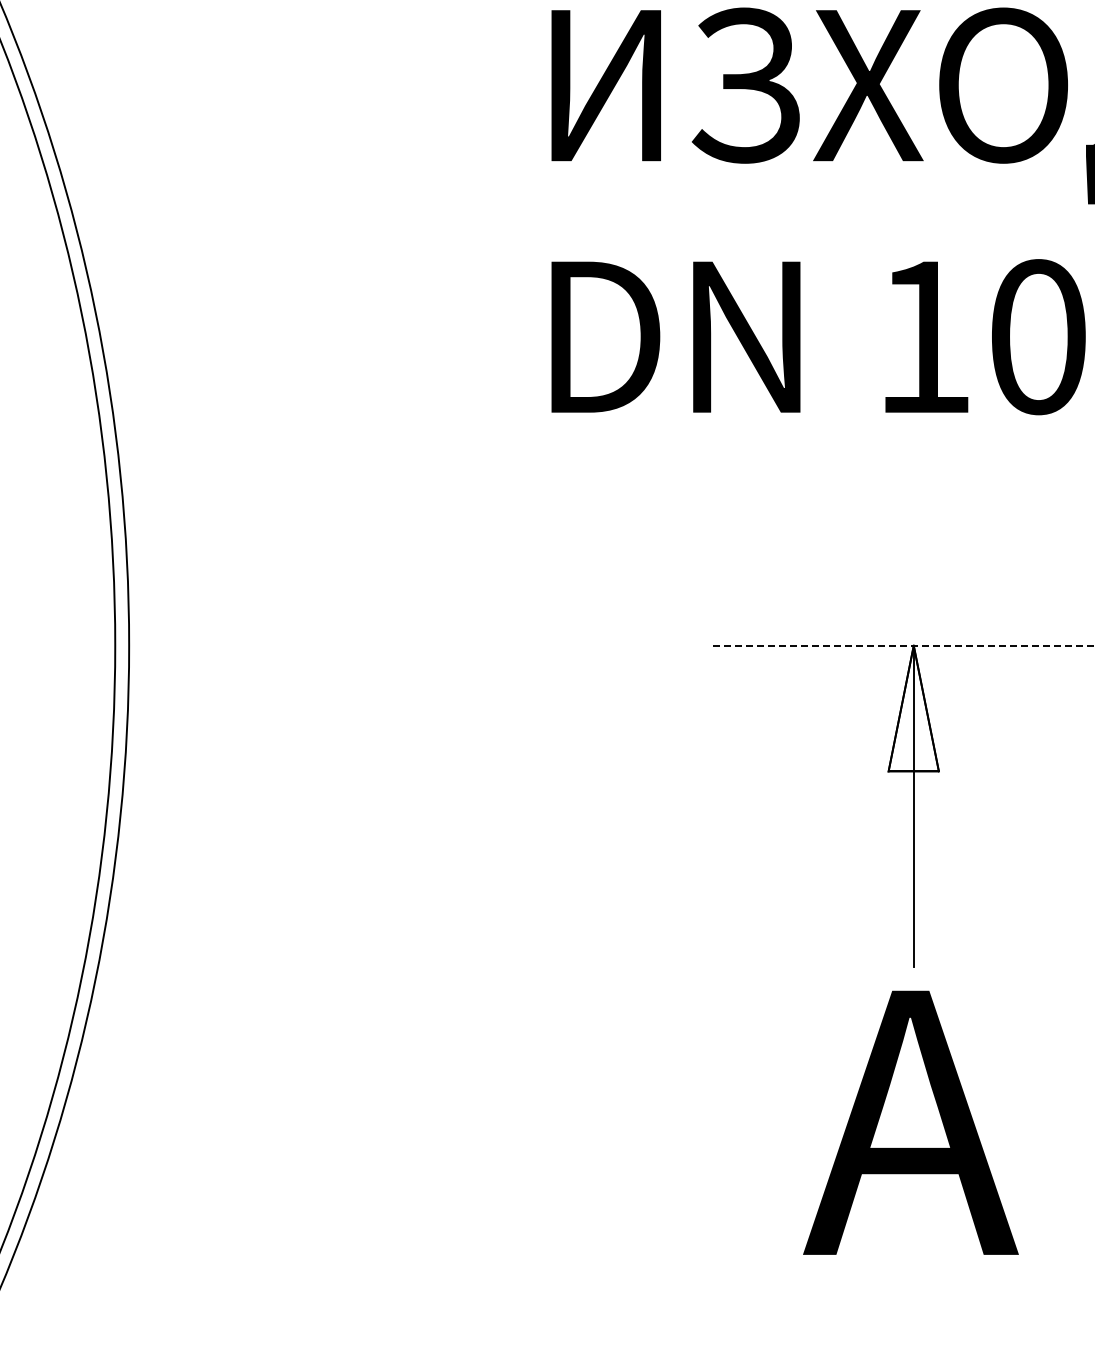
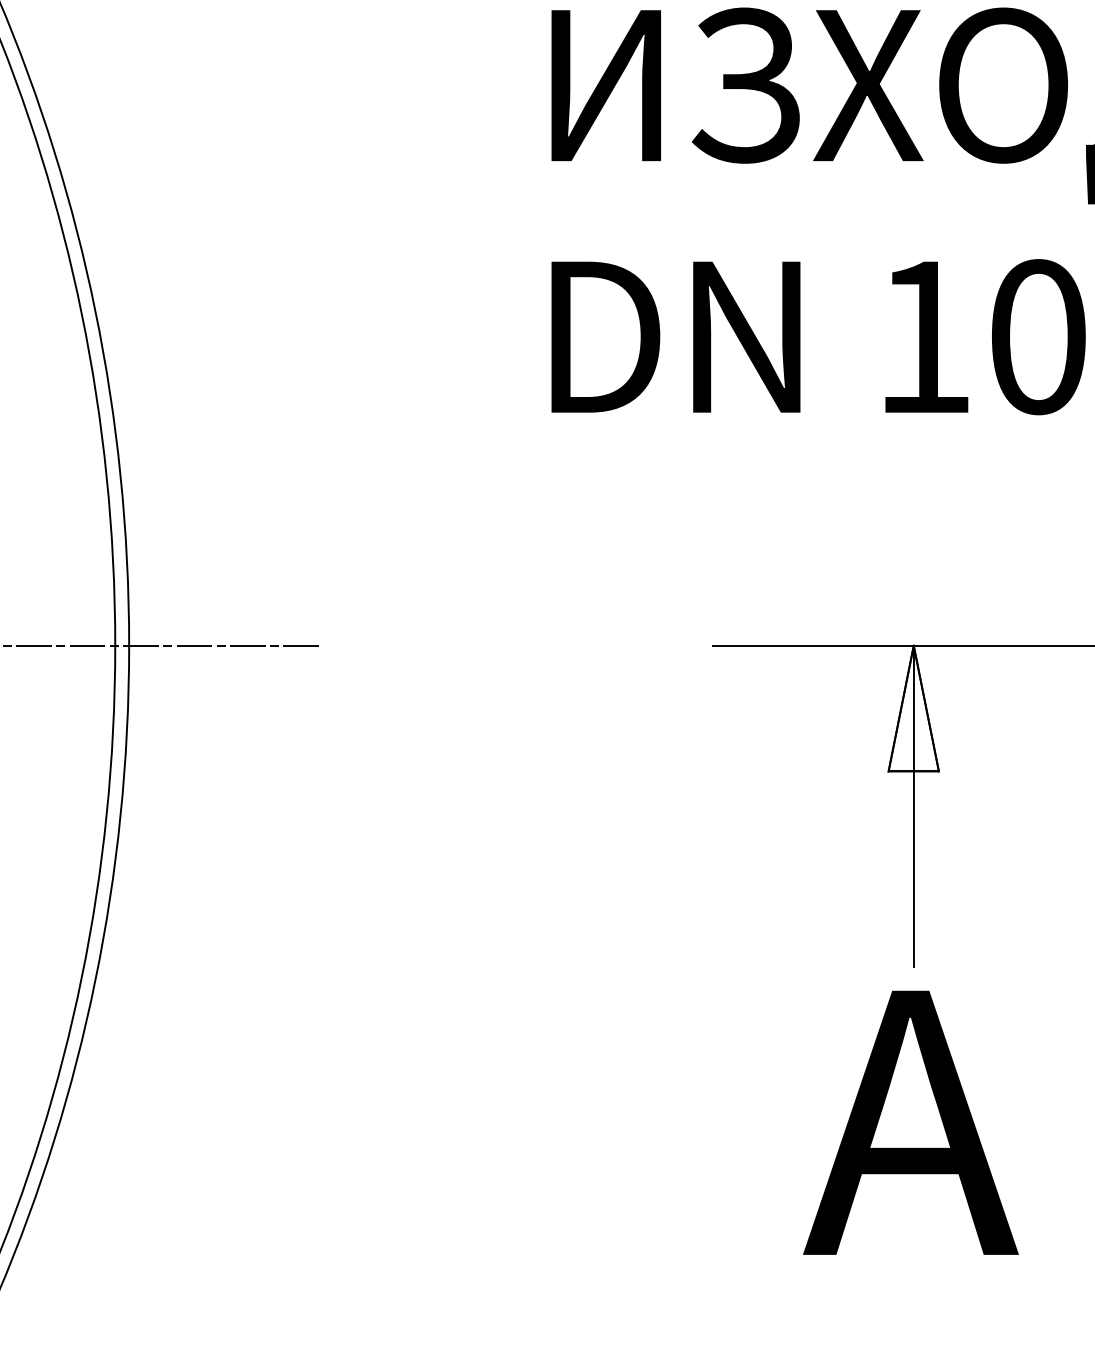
line: none -> present (160, 645)
line: dashed -> solid (903, 645)
